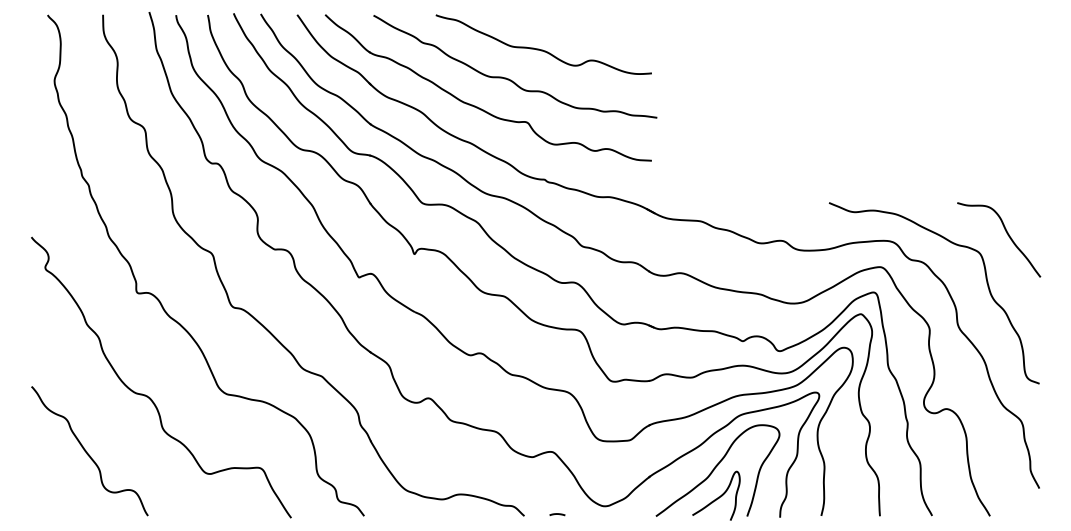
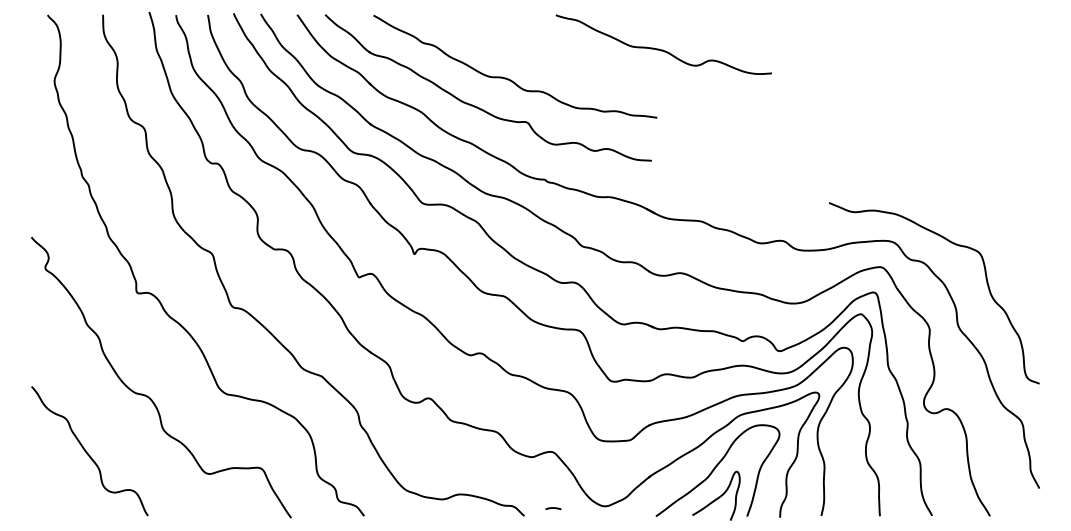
curve position: (542, 49) -> (662, 49) (662, 49)
curve: present -> none (1007, 235)
line position: (557, 514) -> (553, 508) (553, 508)
